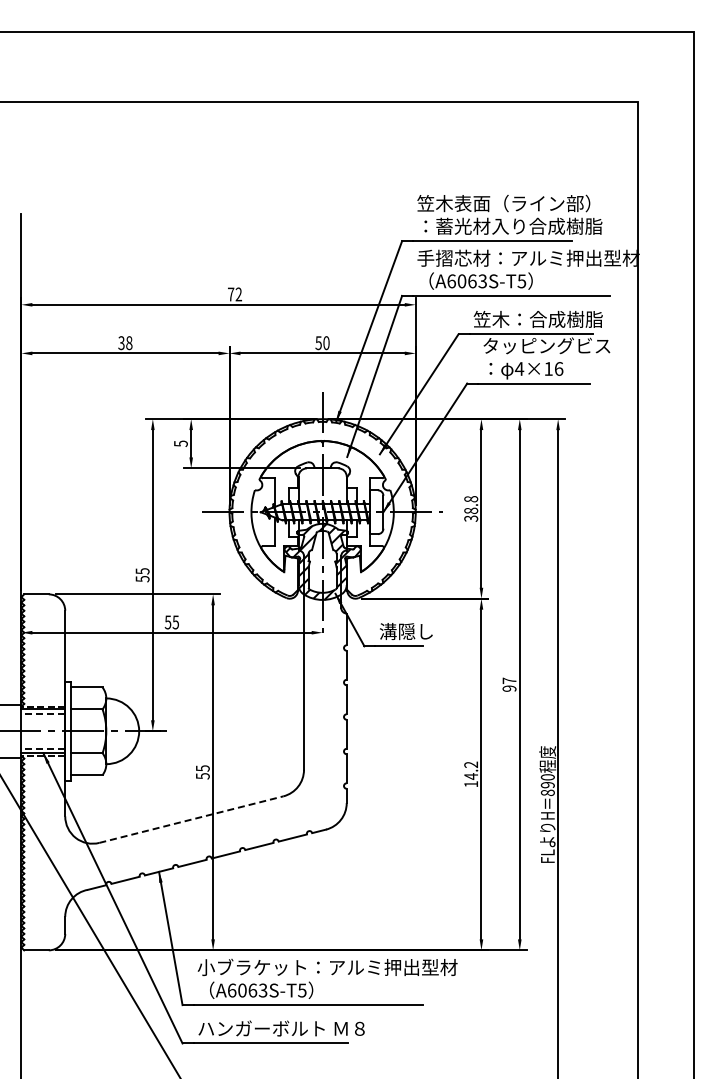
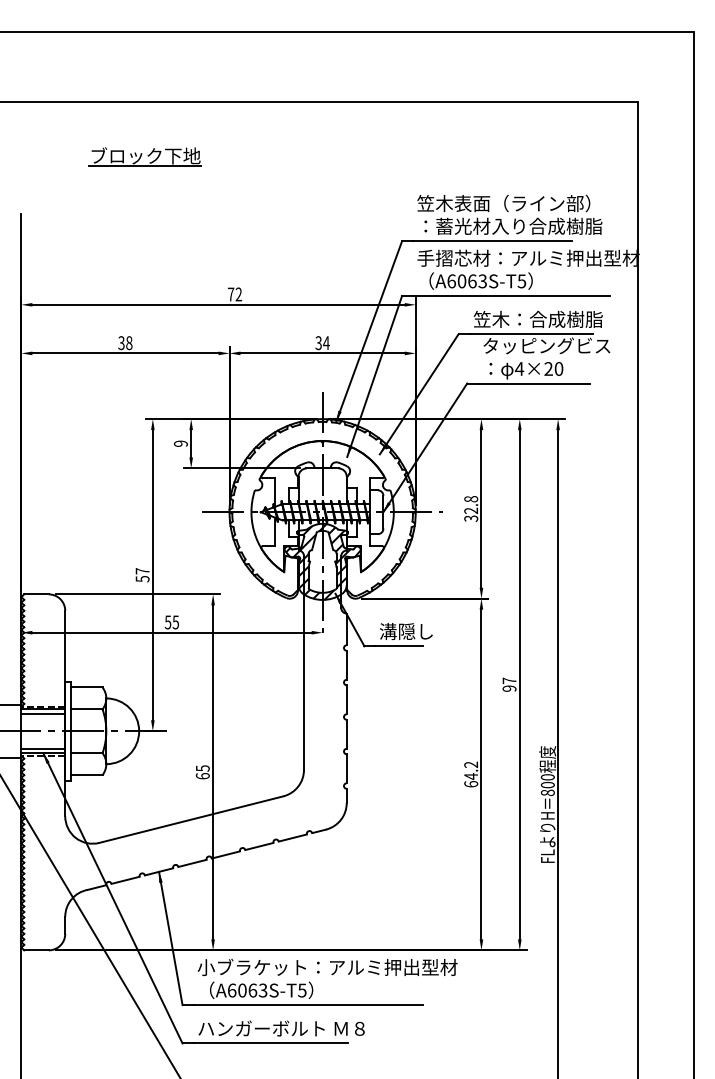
part: none -> present (144, 156)
text: 50 -> 34 (322, 343)
text: 4×16 -> 4×20 (553, 368)
text: 5 -> 9 (180, 443)
text: 38.8 -> 32.8 (471, 510)
text: 55 -> 57 (142, 571)
line: dashed -> solid (43, 713)
line: dashed -> solid (43, 748)
text: 55 -> 65 (202, 776)
text: 14.2 -> 64.2 (471, 784)
text: 890 -> 800 (547, 785)
line: dashed -> solid (191, 819)
